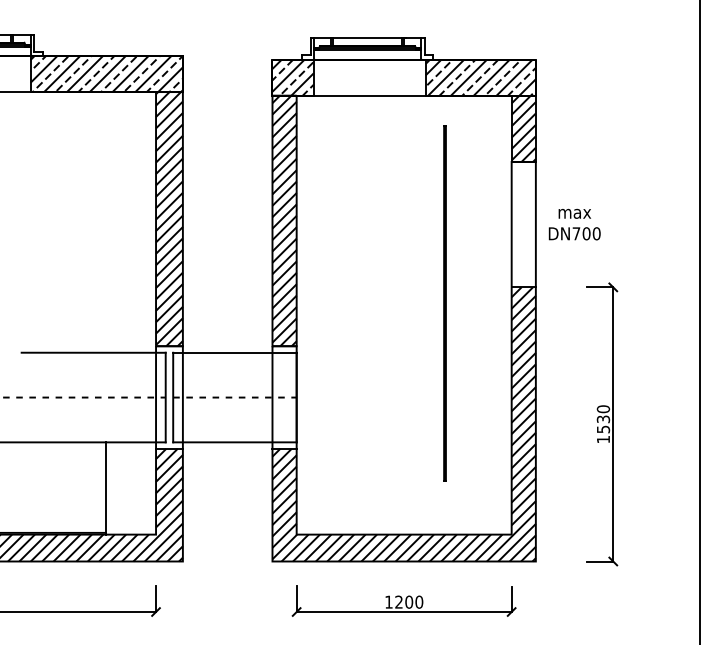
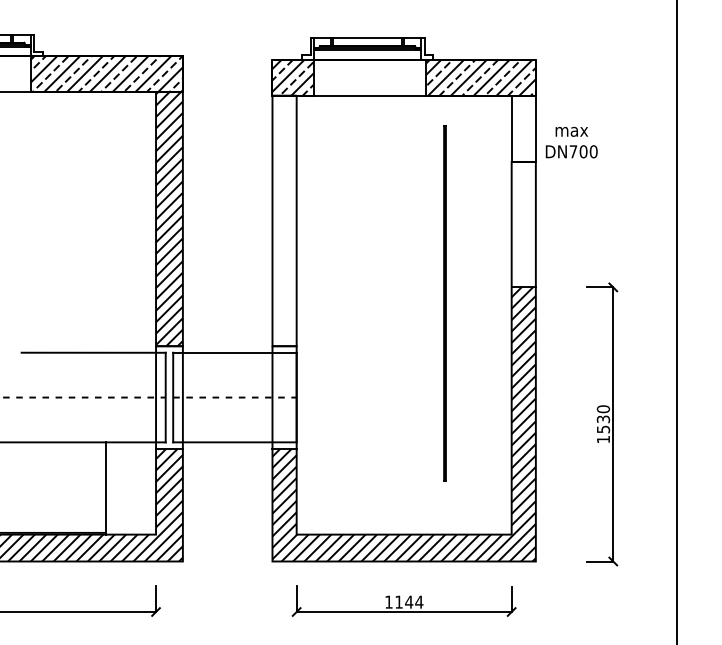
hatch: present -> none (523, 128)
hatch: present -> none (284, 220)
text position: (574, 224) -> (571, 142) (571, 142)
line position: (700, 321) -> (677, 321) (677, 321)
text: 1200 -> 1144 (409, 601)
